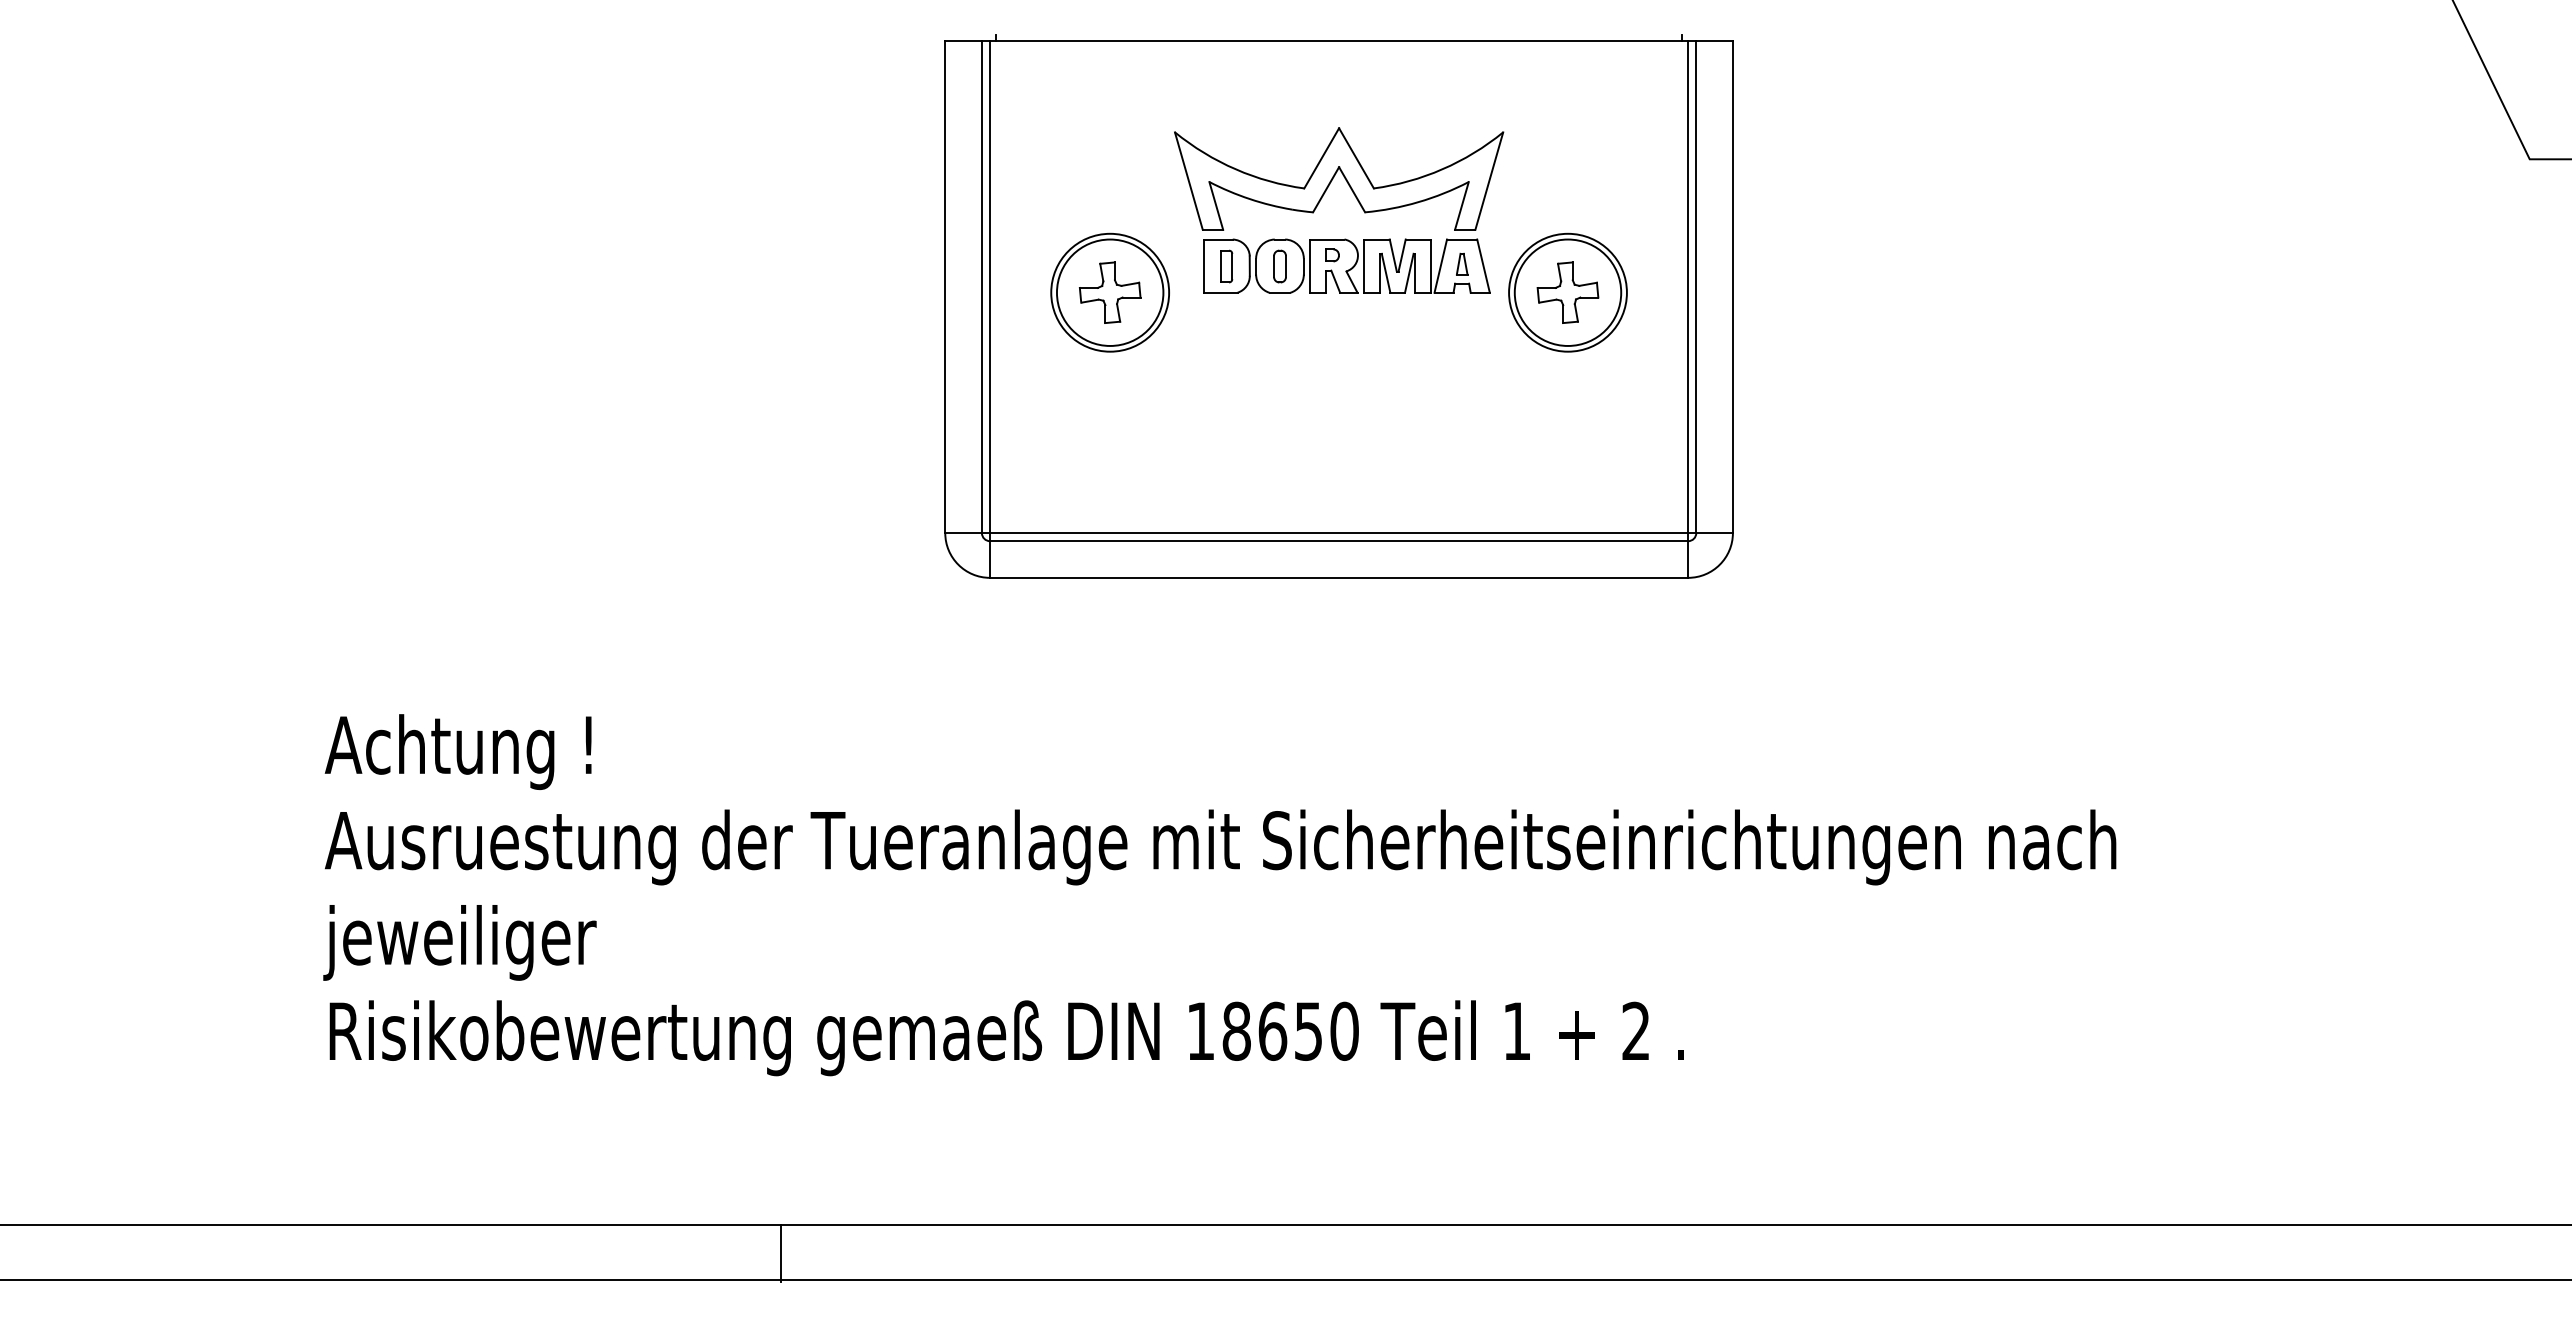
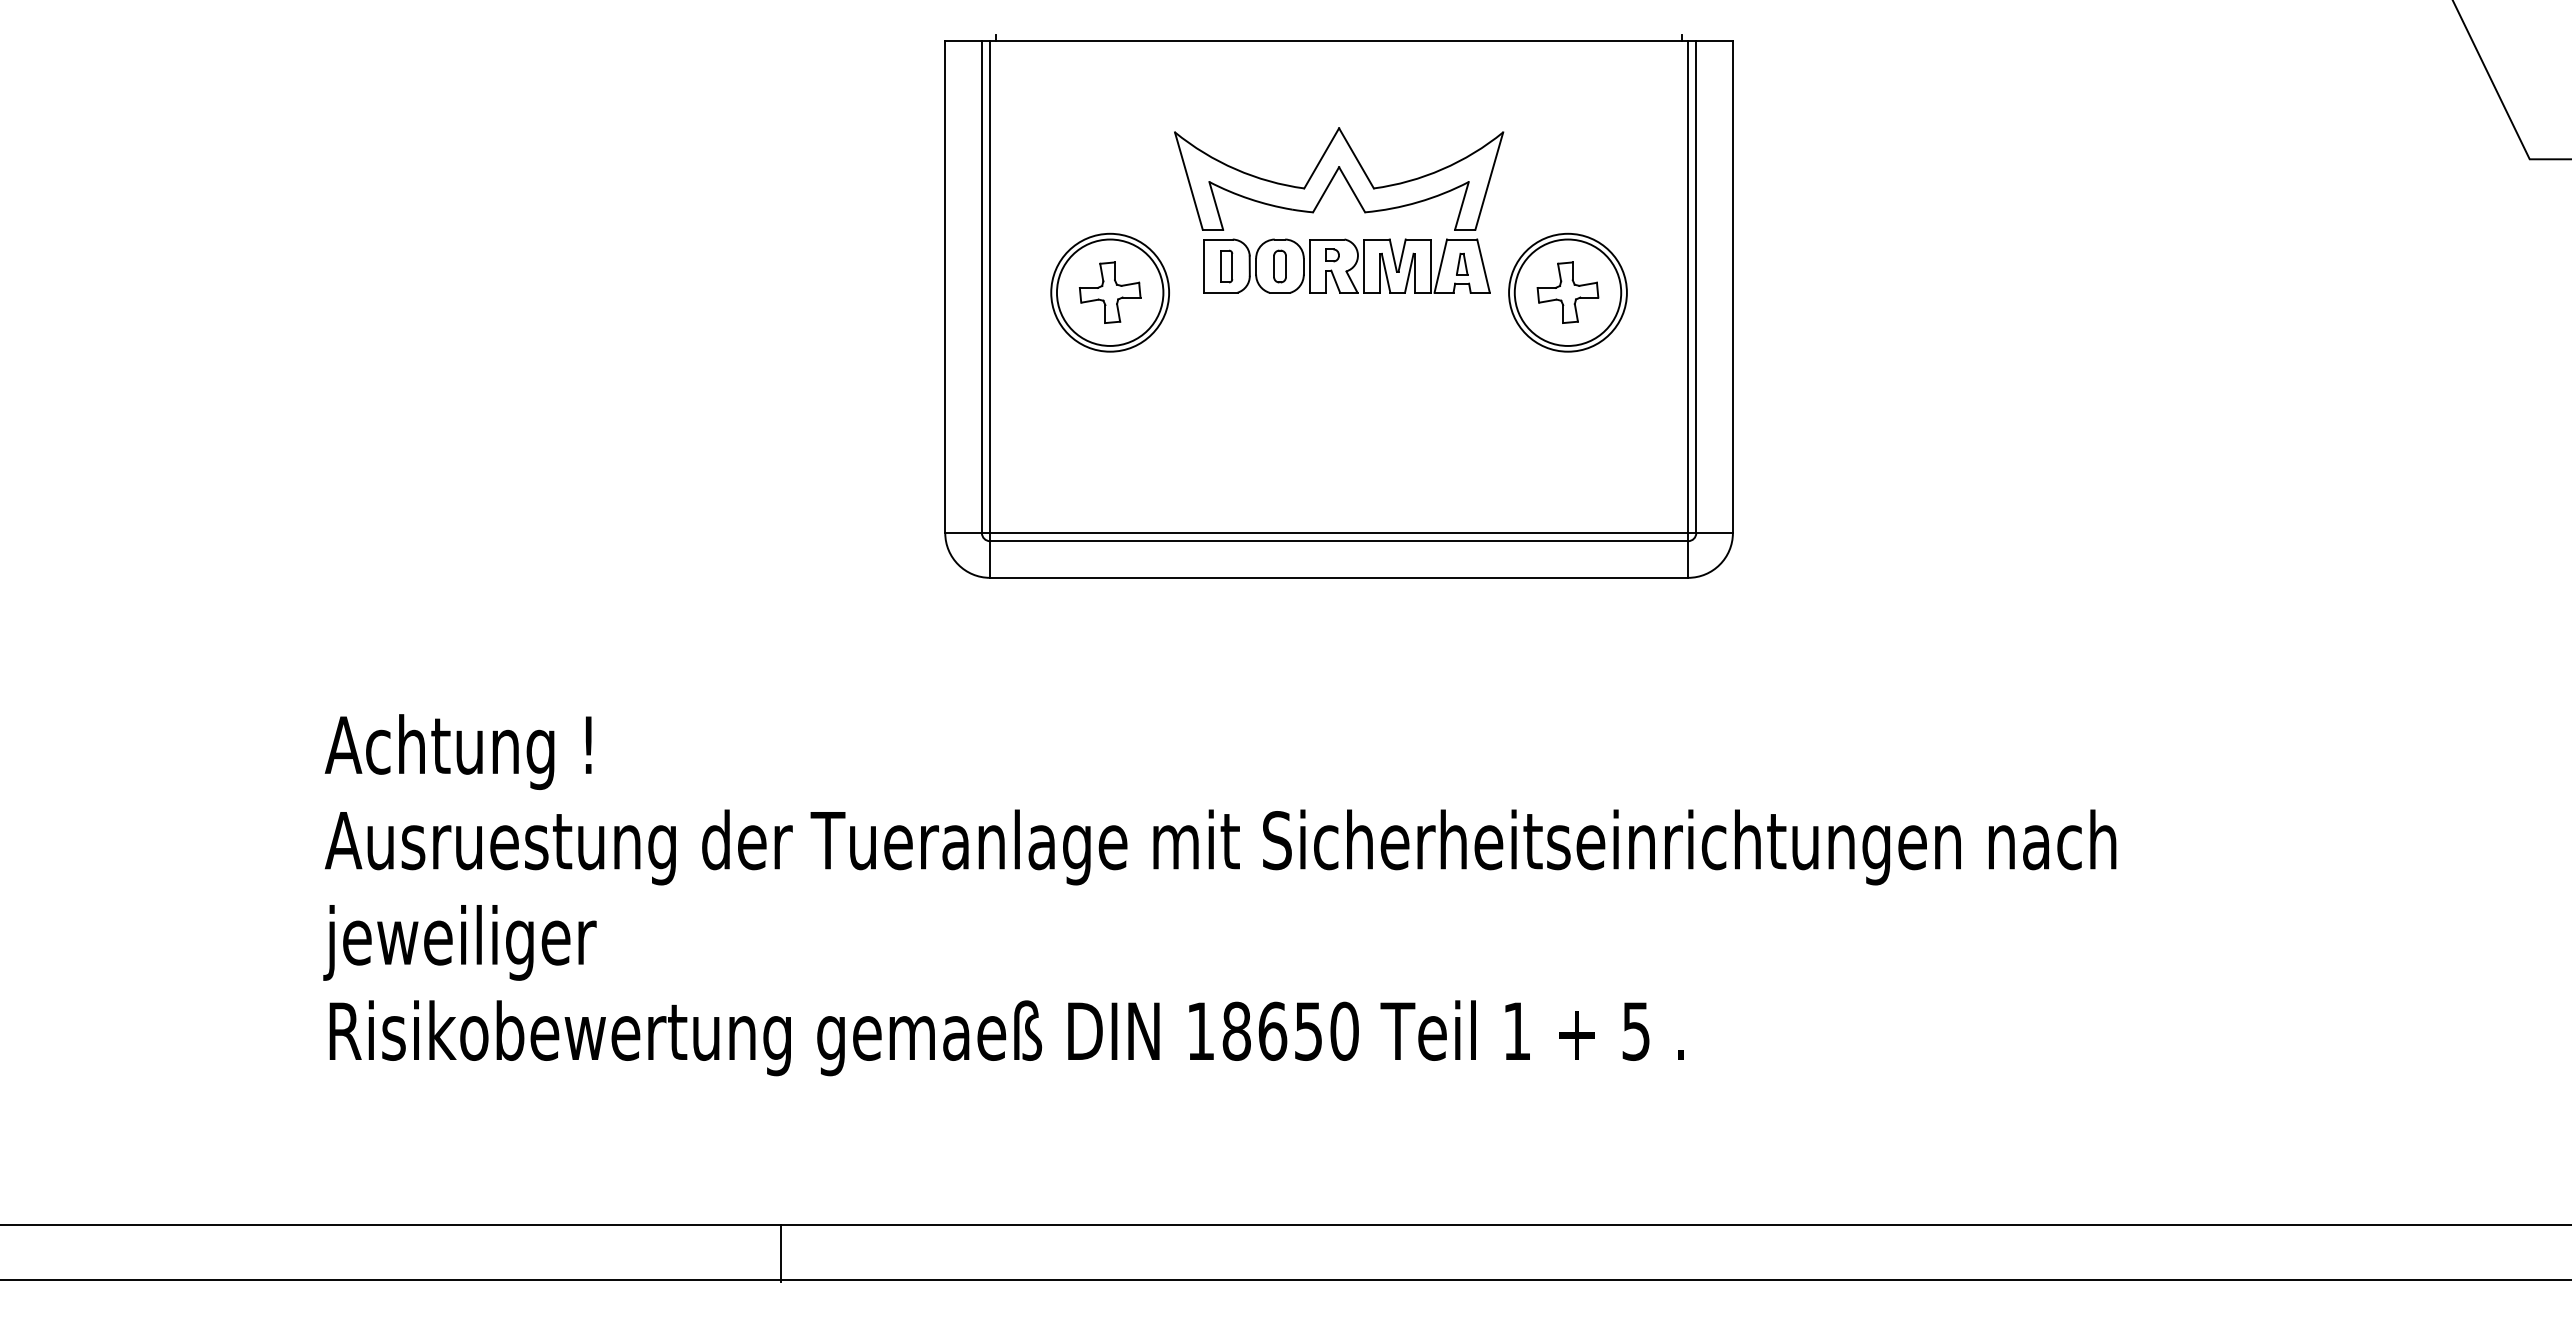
text: 2 -> 5 (1635, 1030)
